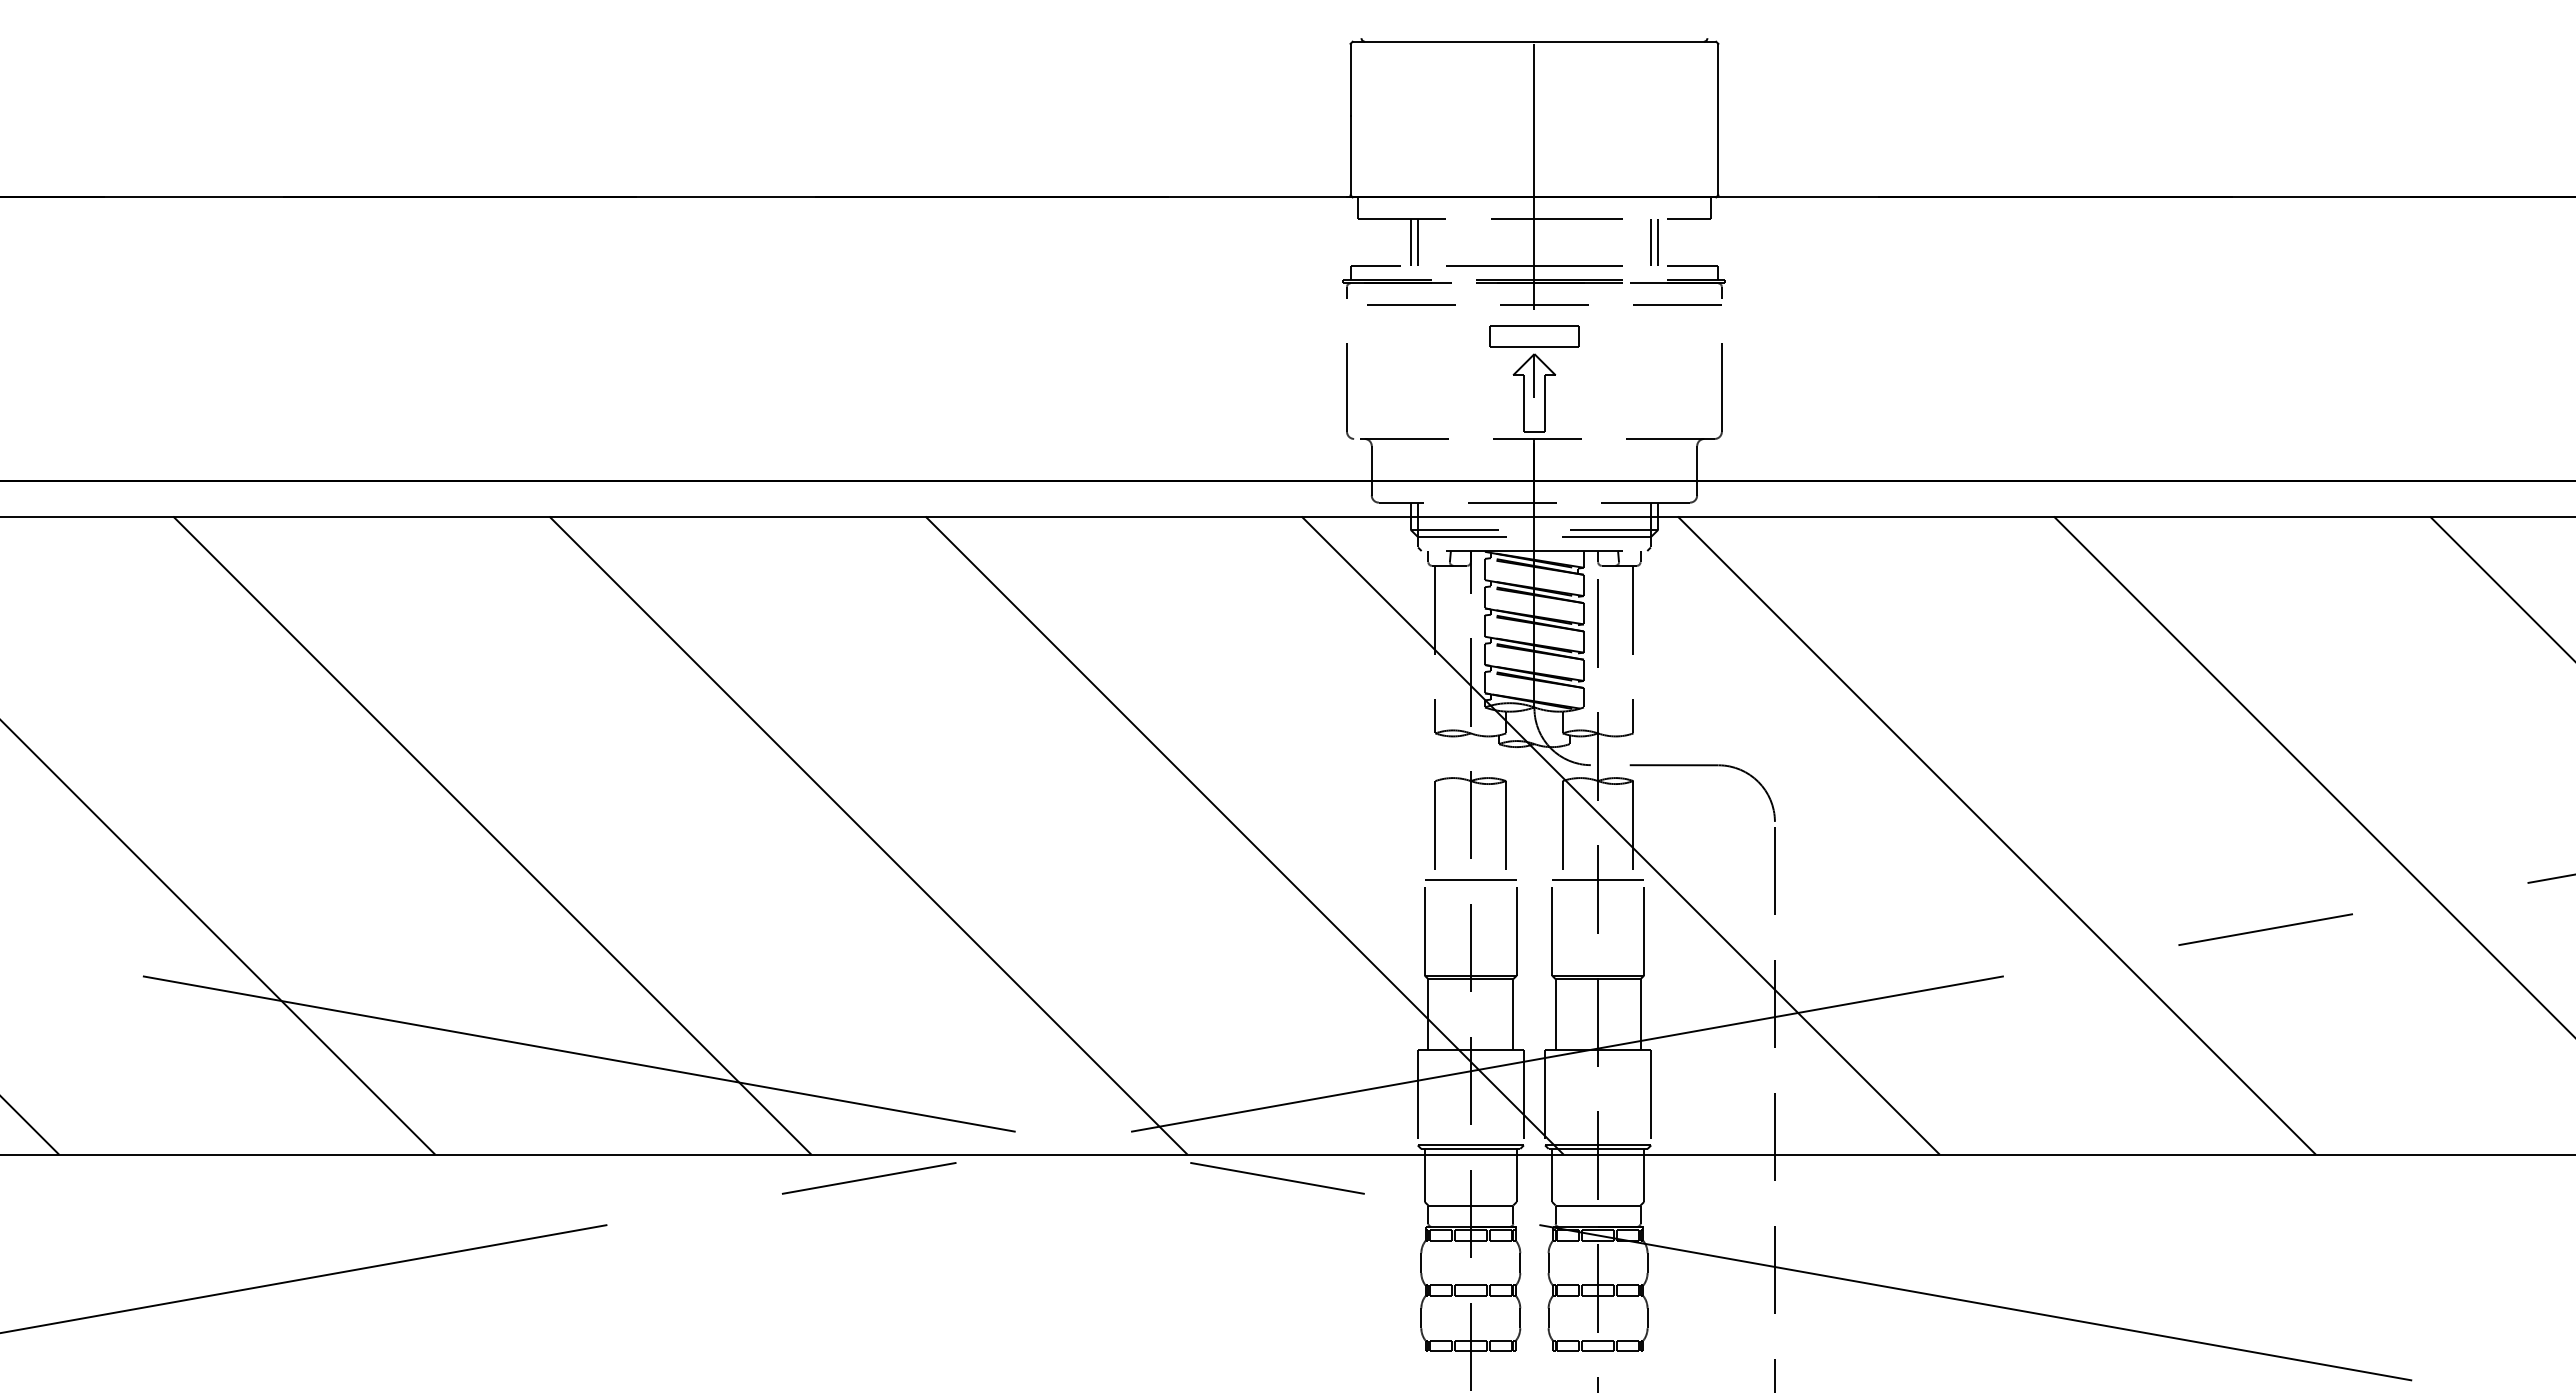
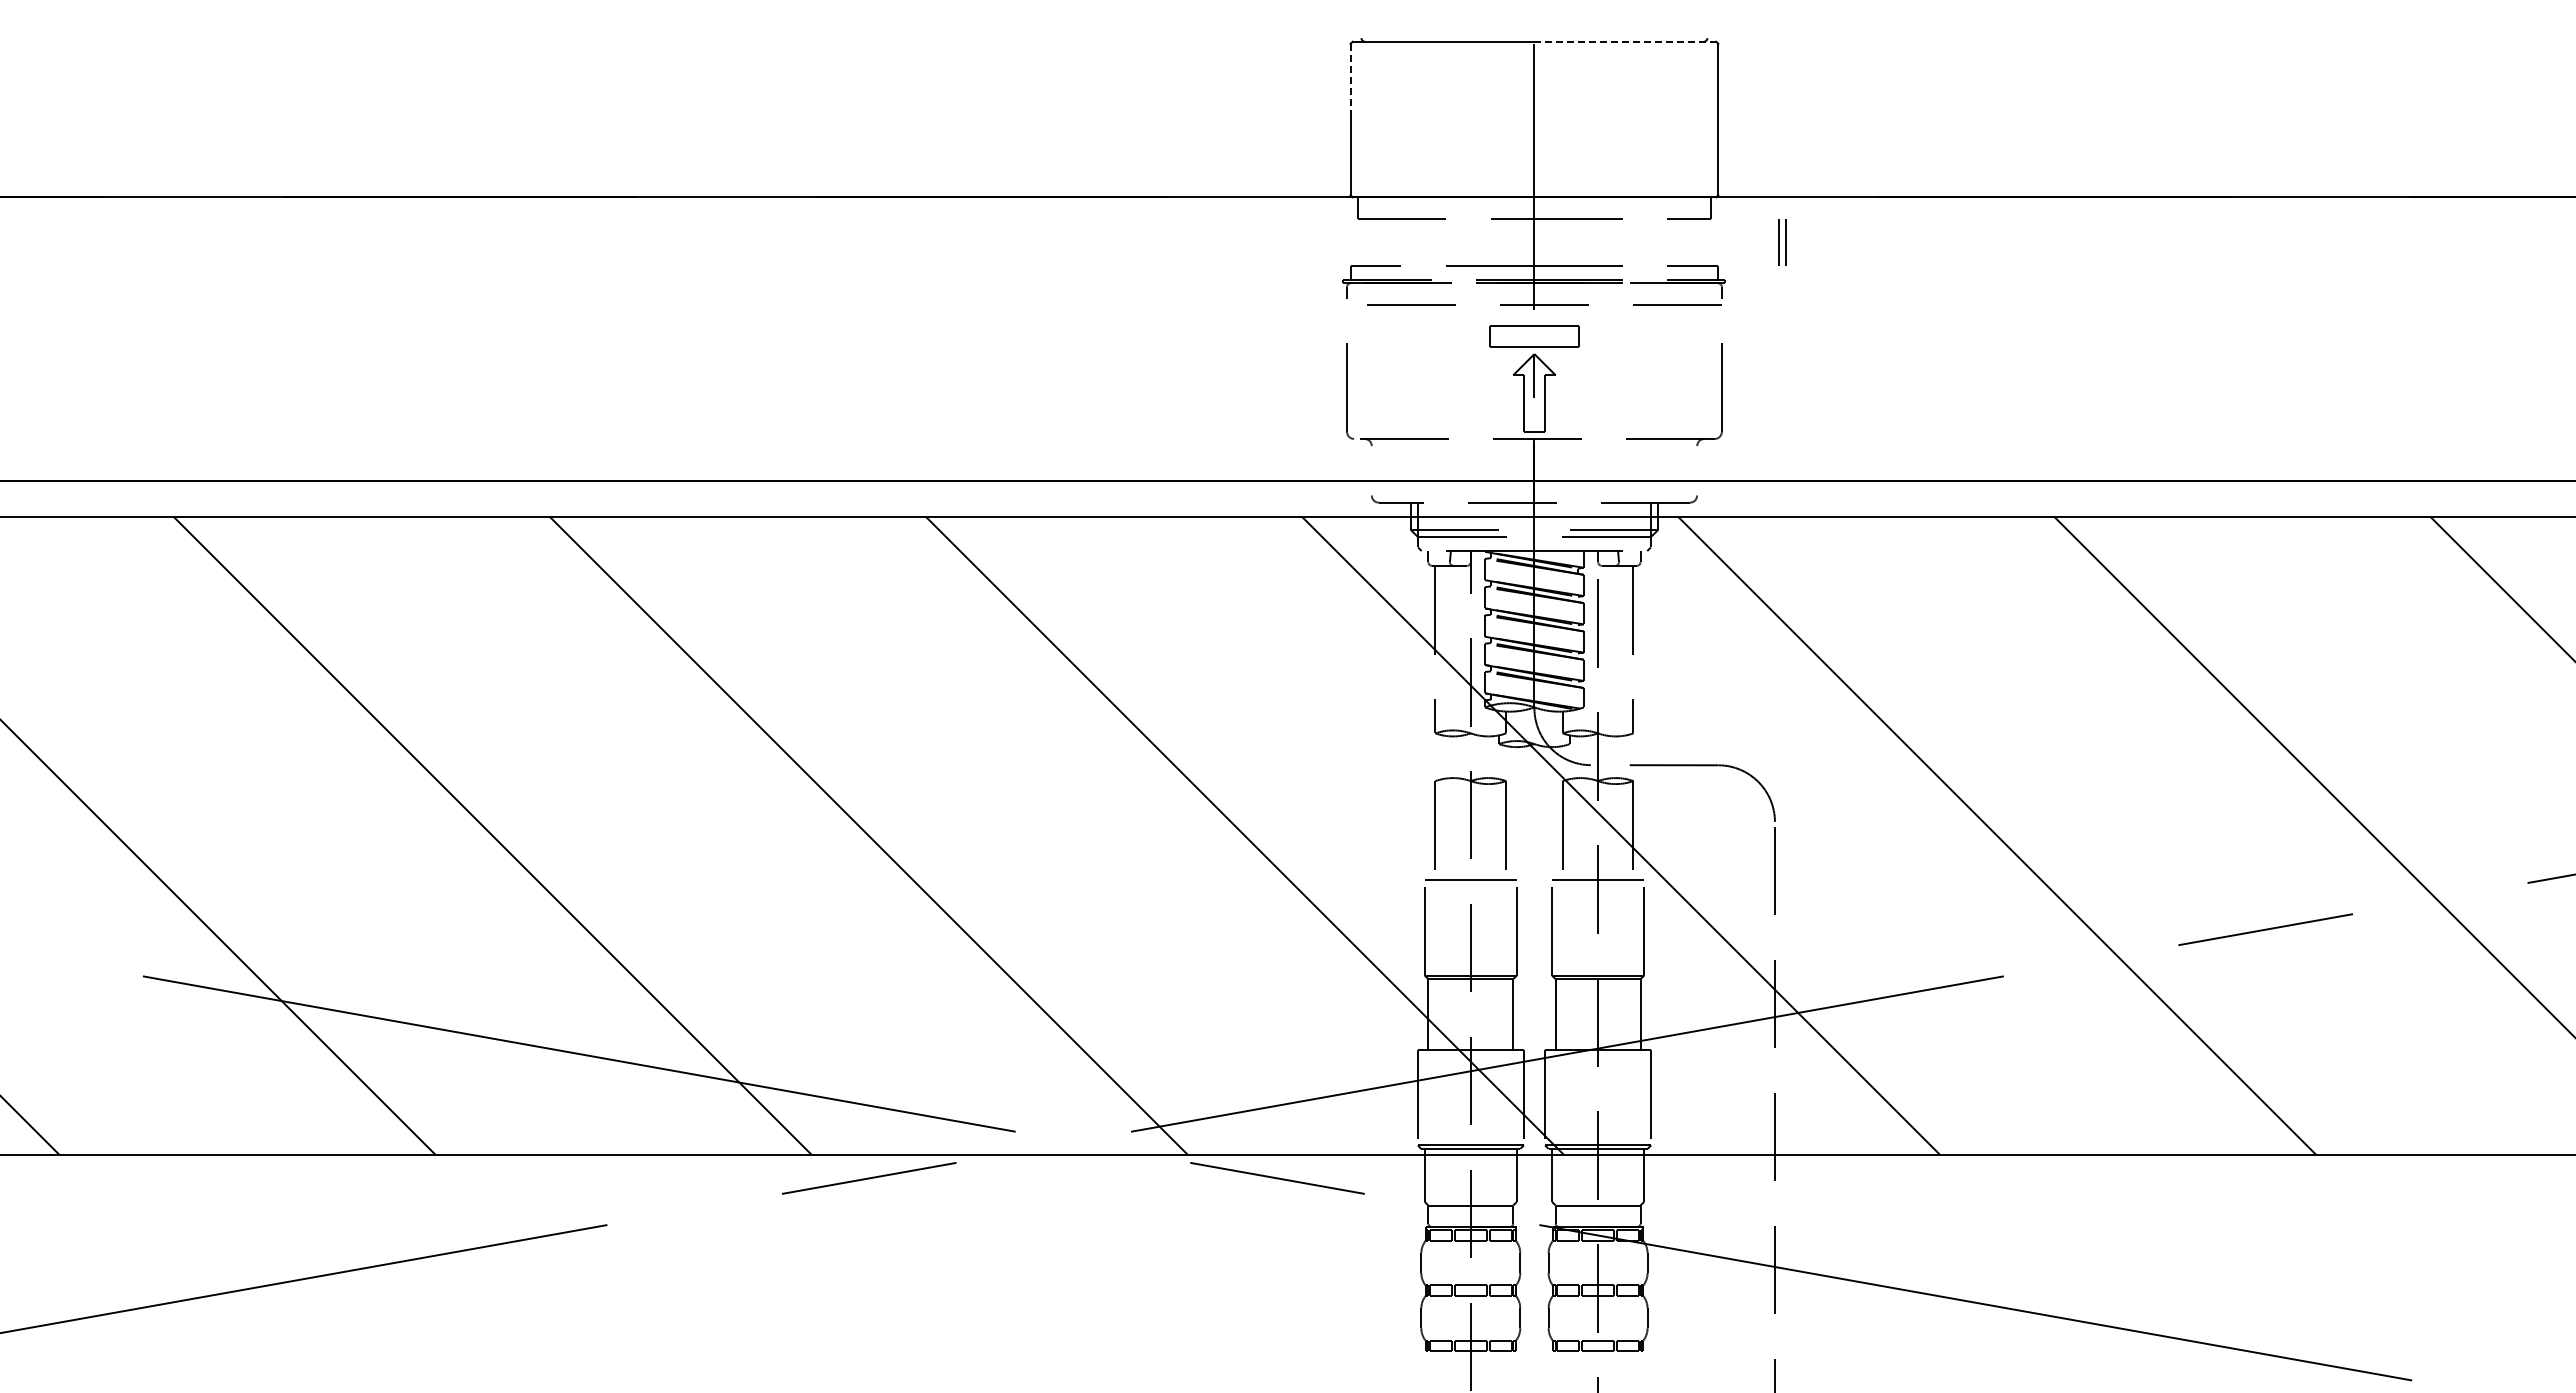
line: solid -> dashed (1625, 41)
line: solid -> dashed (1350, 80)
line: present -> none (1410, 241)
line: present -> none (1417, 241)
part position: (1654, 242) -> (1782, 242) (1782, 242)
line: present -> none (1371, 470)
line: present -> none (1697, 470)
